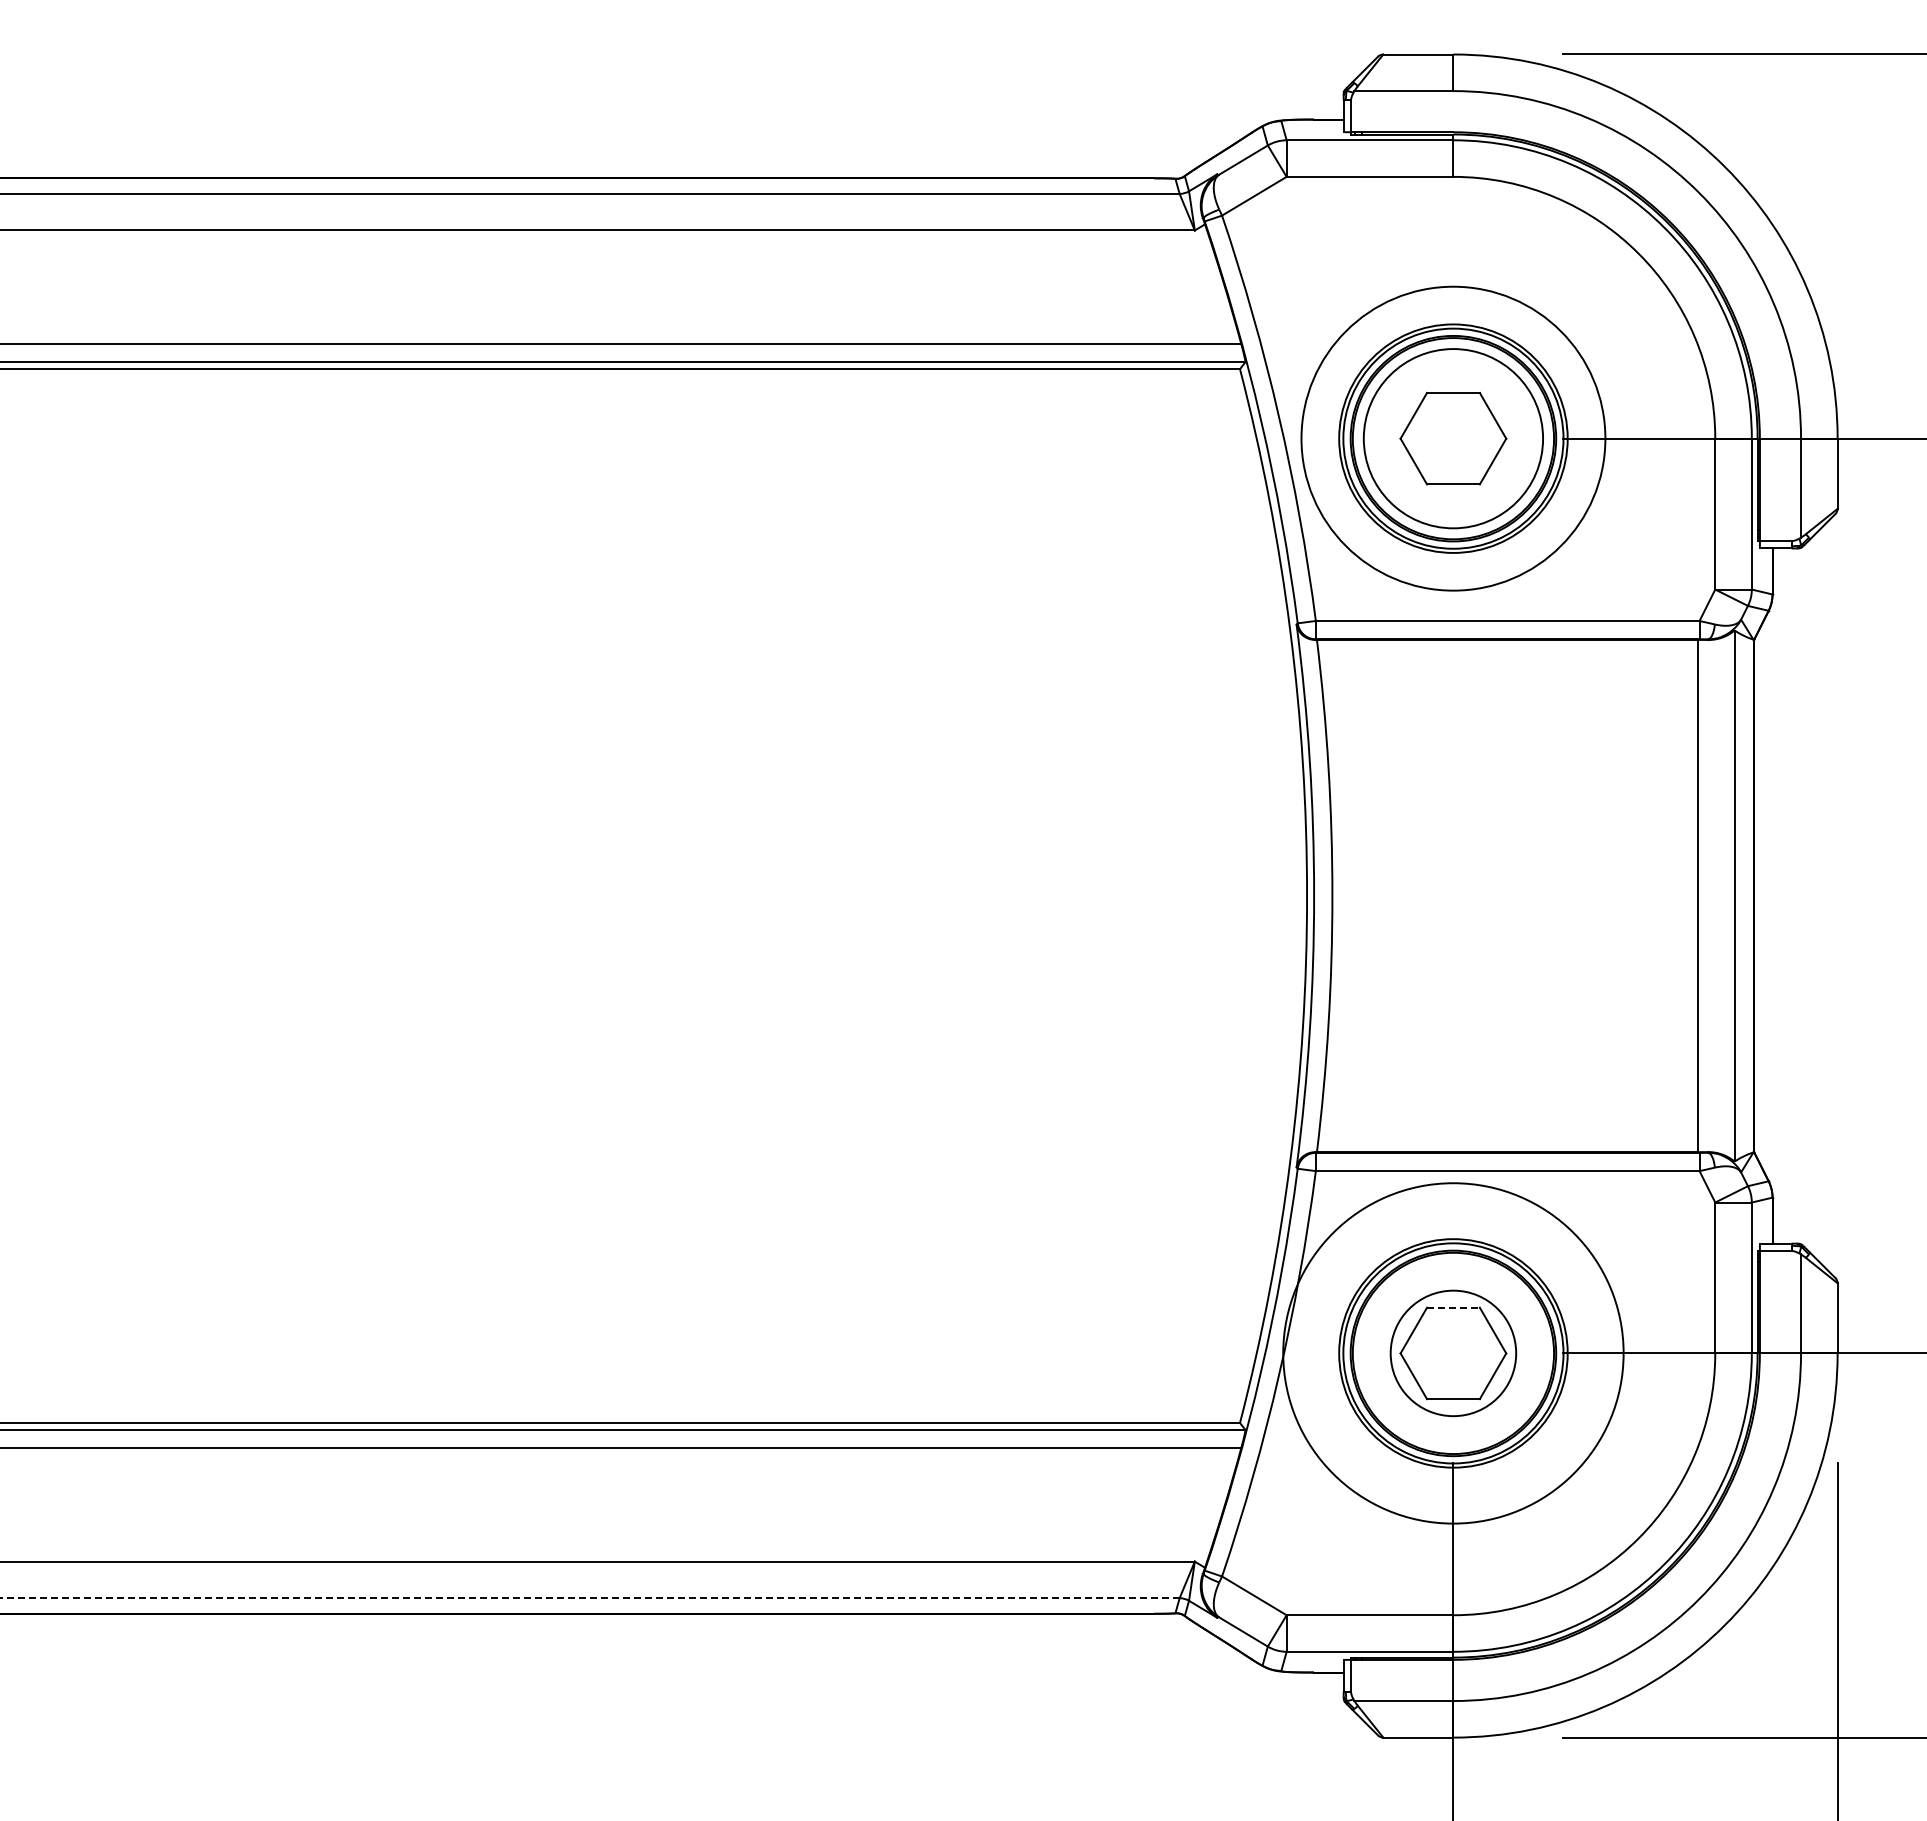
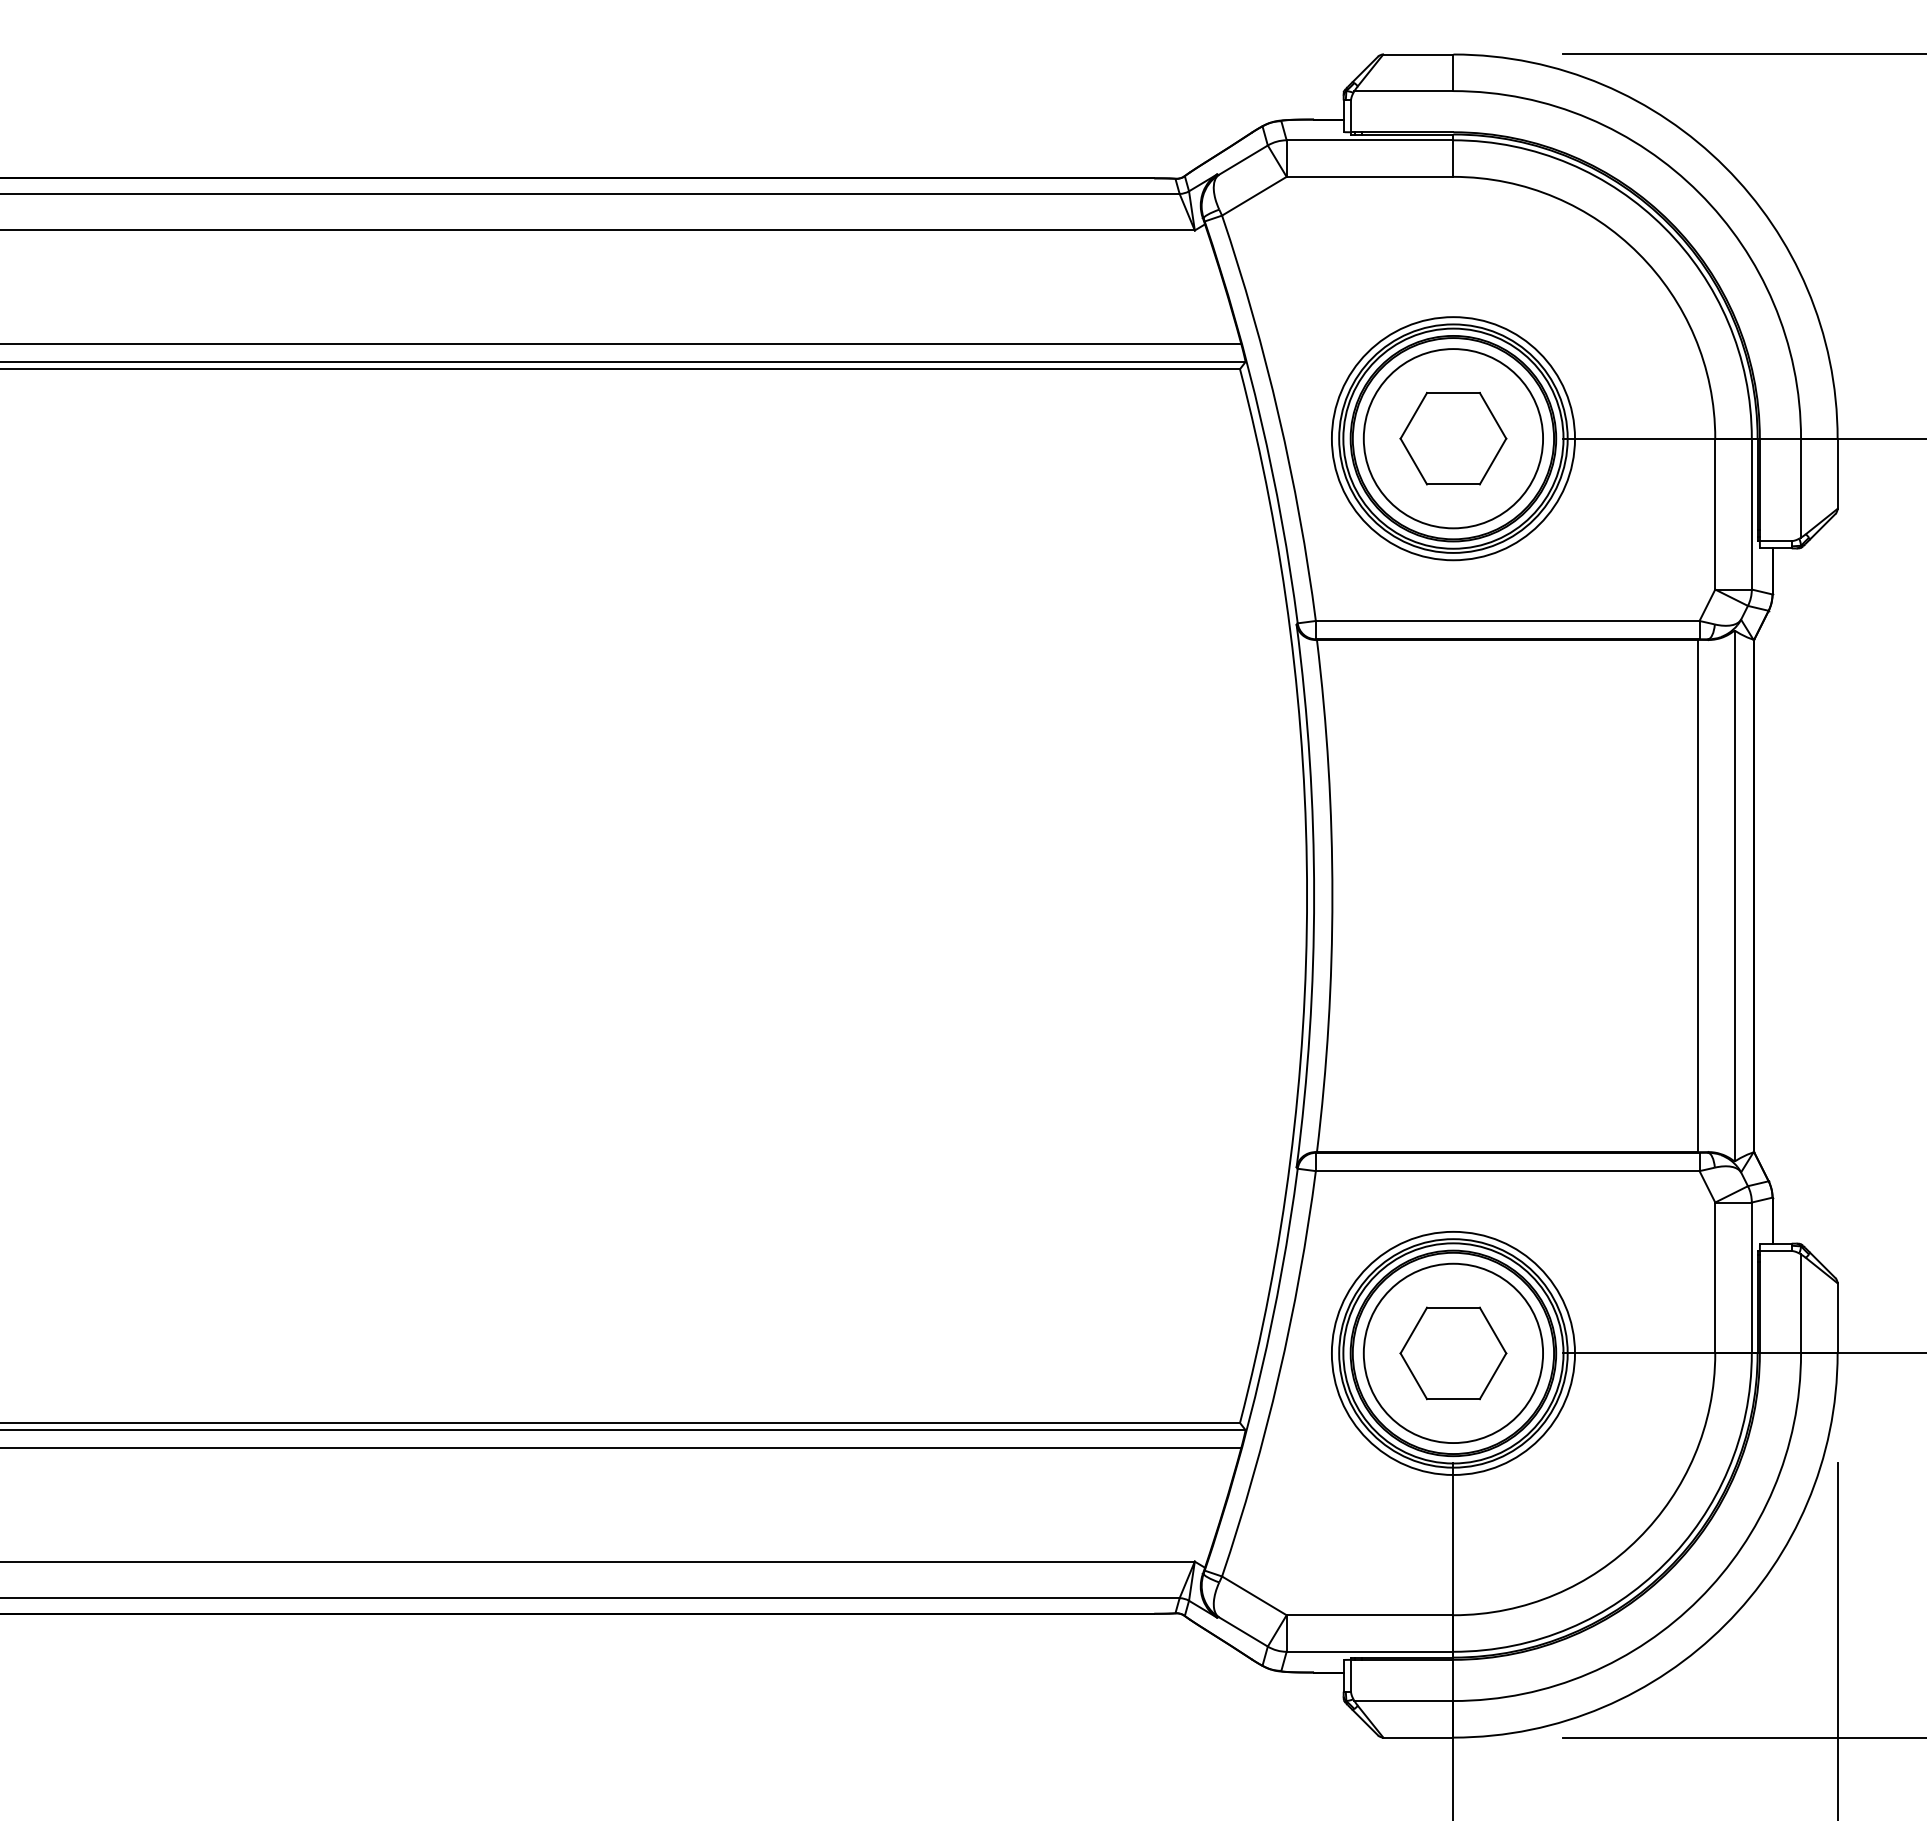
circle diameter: 304 px -> 243 px (1453, 438)
line: dashed -> solid (1453, 1307)
circle diameter: 125 px -> 179 px (1453, 1353)
circle diameter: 340 px -> 243 px (1453, 1352)
line: dashed -> solid (590, 1598)
